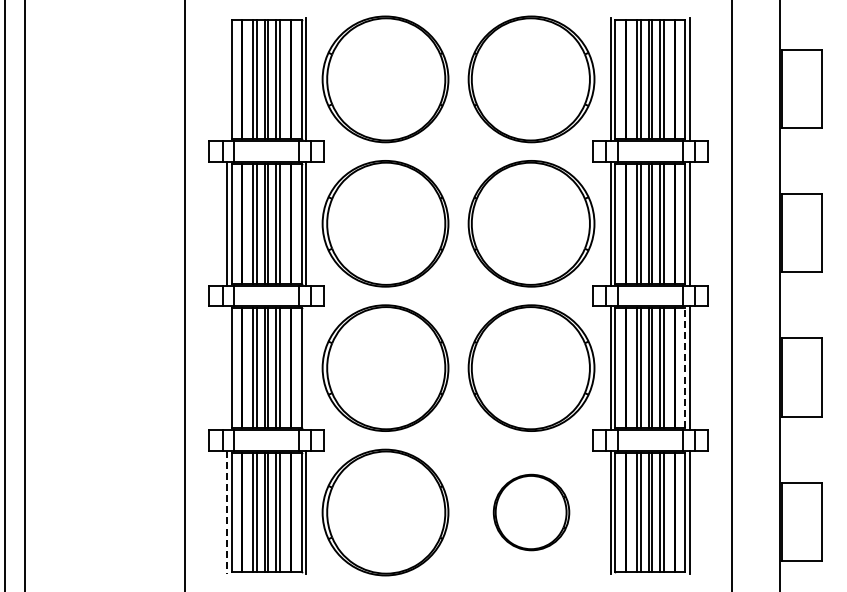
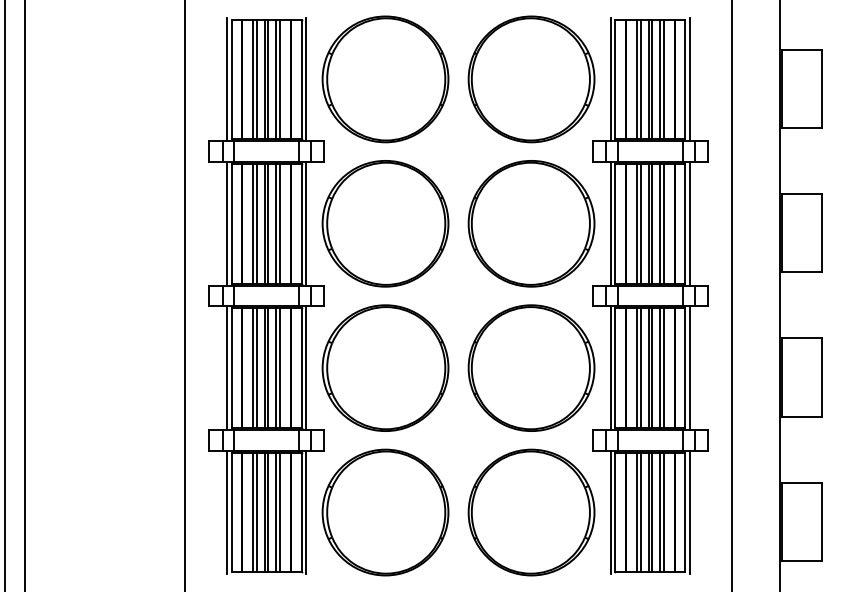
line: none -> present (227, 79)
line: none -> present (227, 368)
line: none -> present (306, 368)
line: dashed -> solid (685, 368)
line: dashed -> solid (227, 512)
part size: 79x79 px -> 129x129 px (531, 512)
